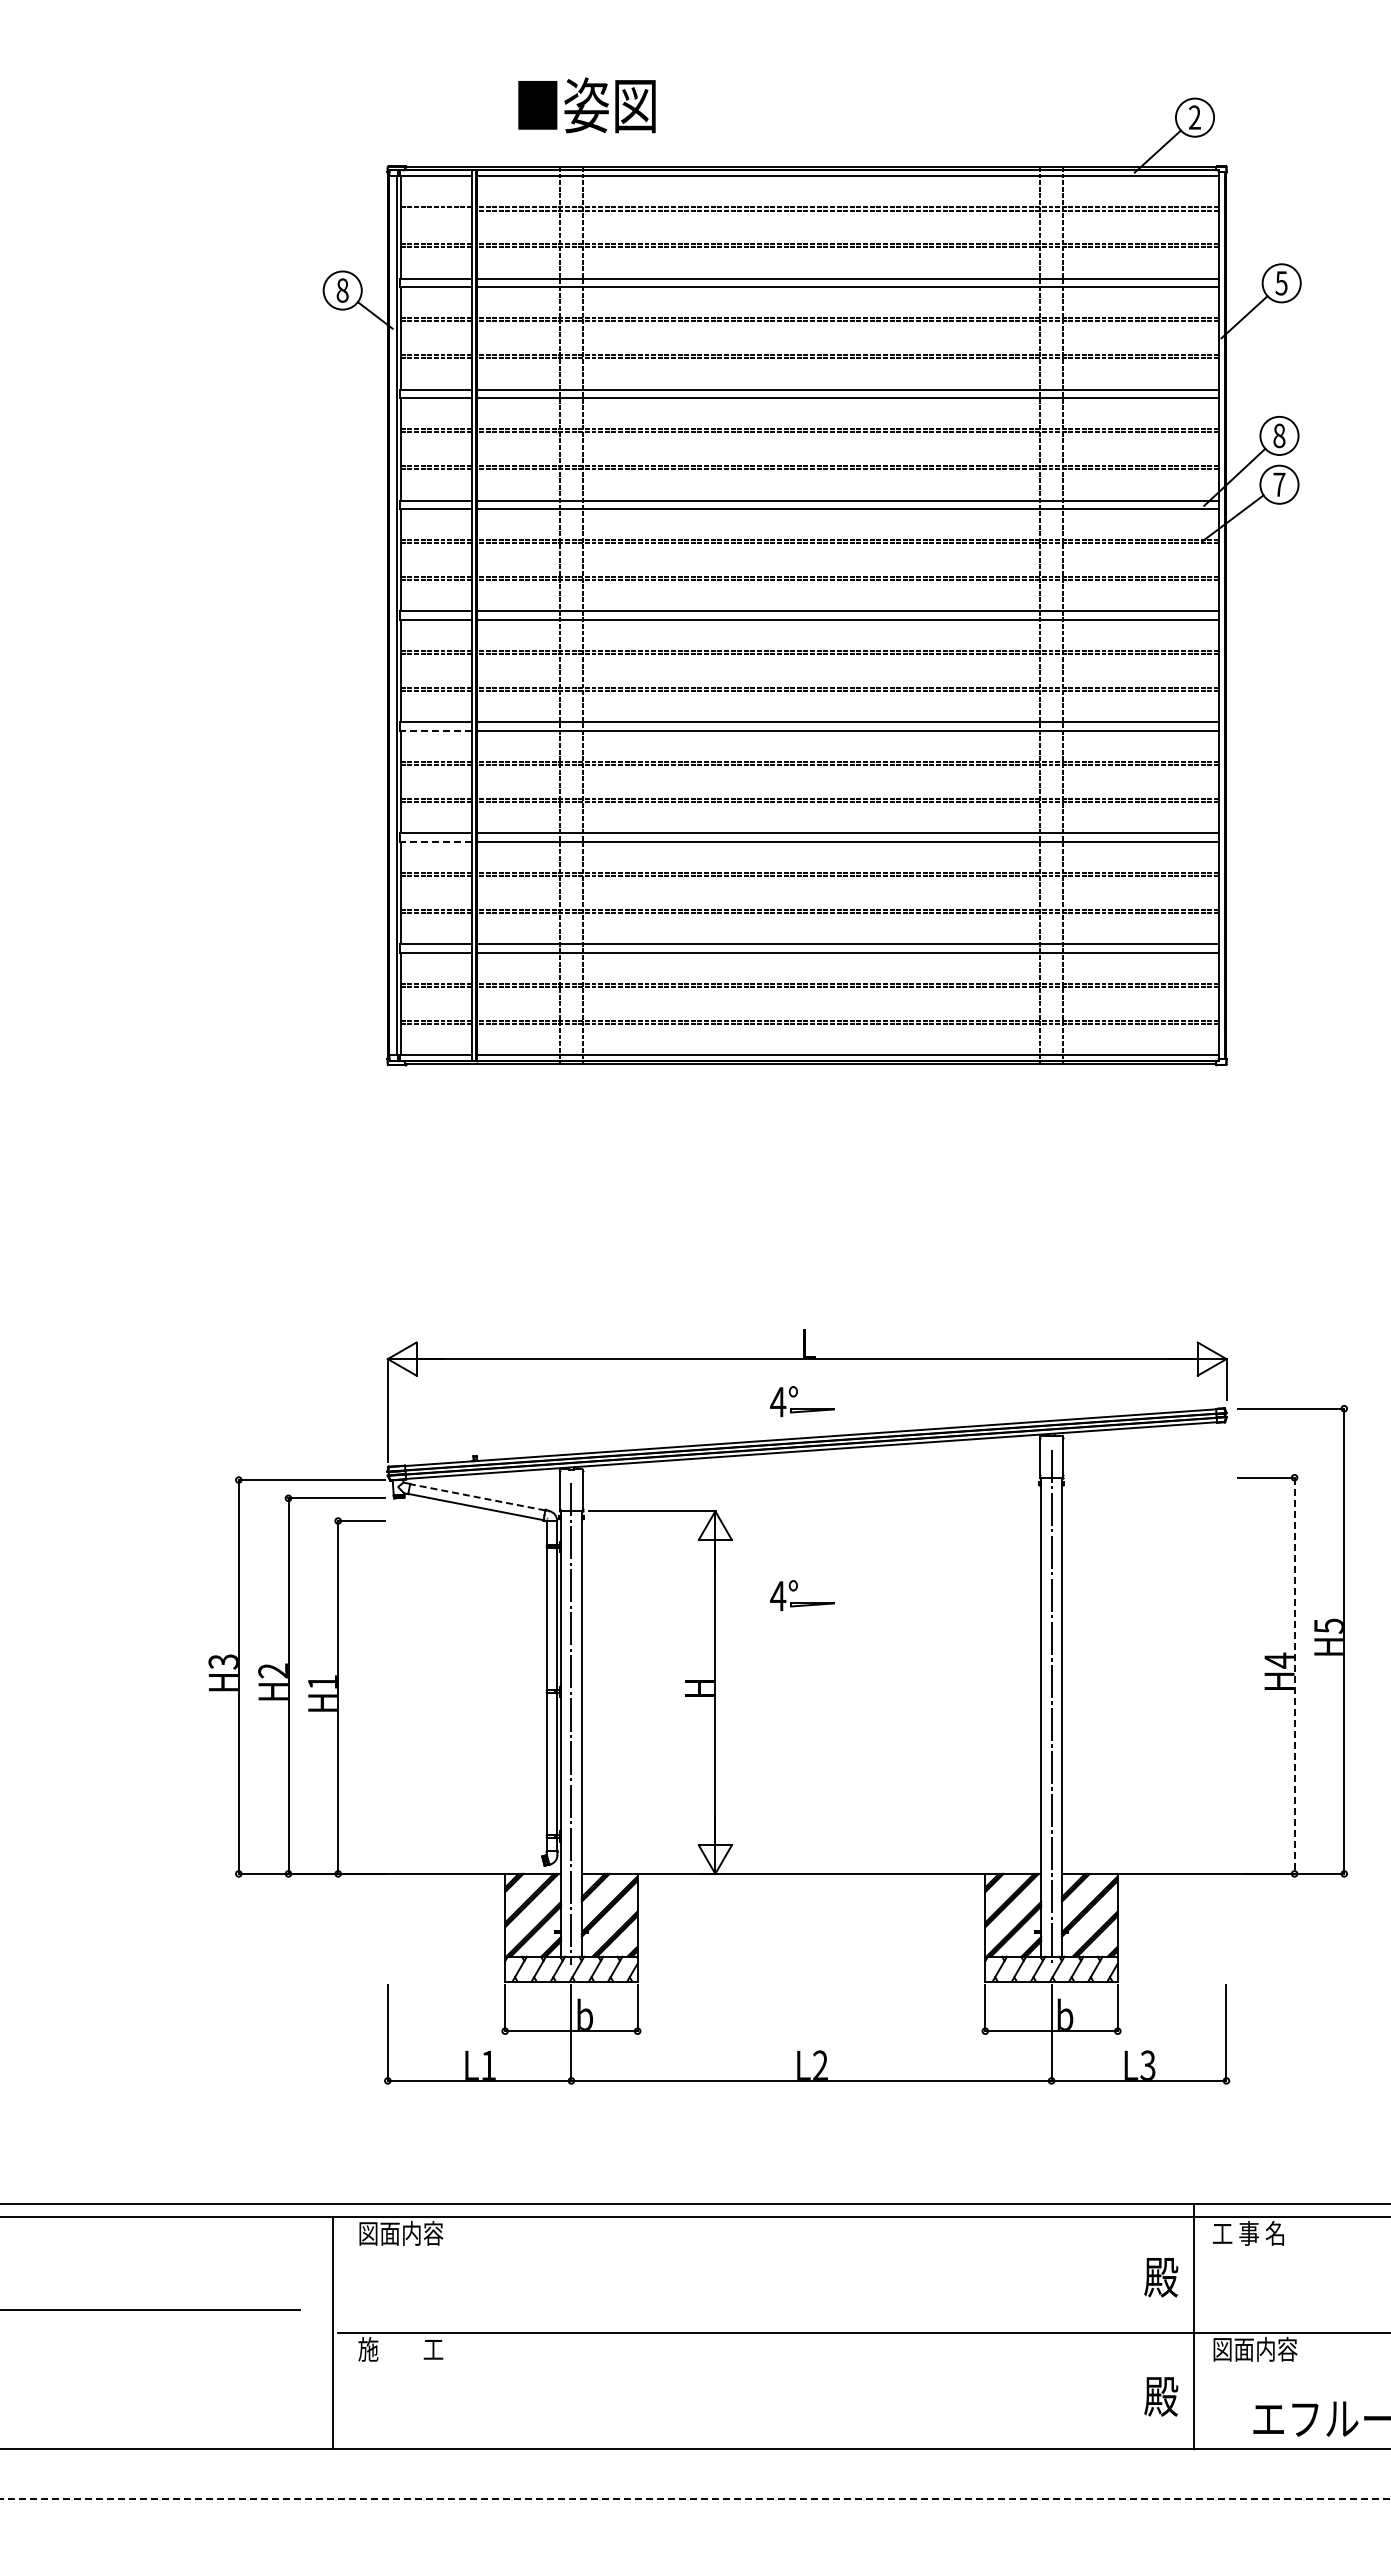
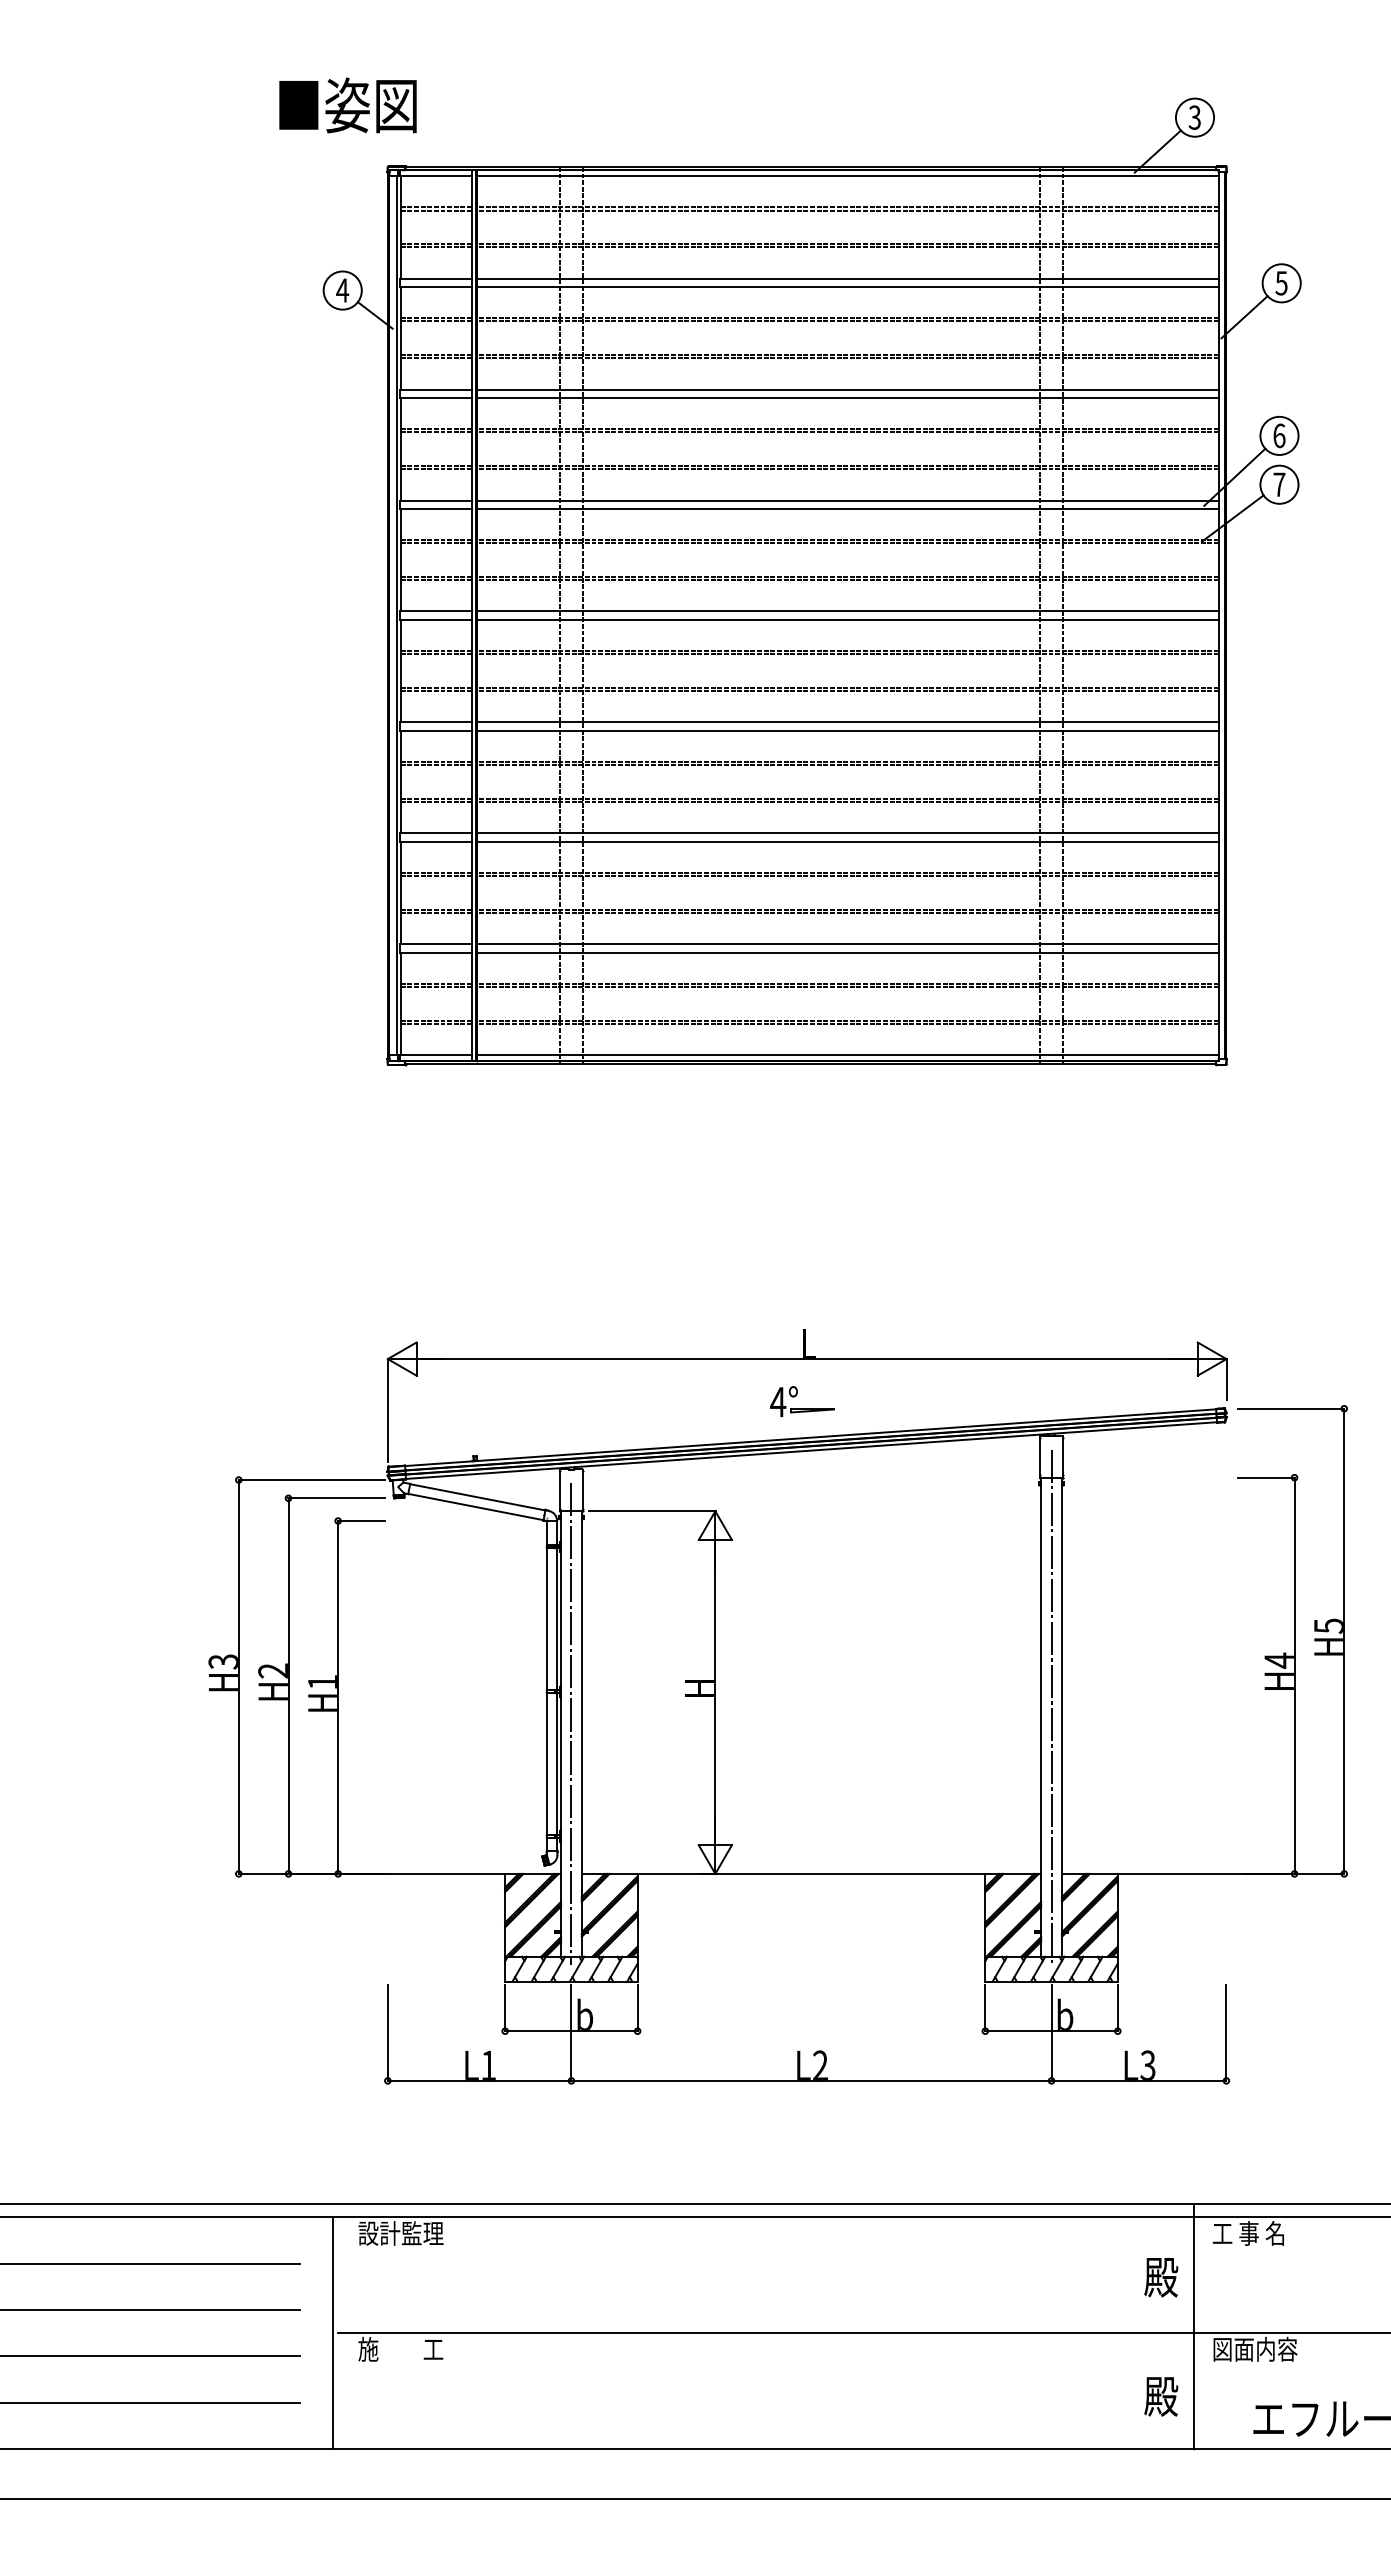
text position: (586, 105) -> (347, 105) (347, 105)
text: 2 -> 3 (1194, 117)
line: none -> present (436, 210)
text: 8 -> 4 (342, 290)
text: 8 -> 6 (1279, 435)
line: dashed -> solid (435, 730)
line: dashed -> solid (435, 841)
line: dashed -> solid (477, 1497)
part: present -> none (802, 1602)
line: dashed -> solid (1294, 1676)
text: 図面内容 -> 設計監理 (400, 2233)
line: none -> present (151, 2263)
line: none -> present (151, 2356)
line: none -> present (151, 2402)
line: dashed -> solid (695, 2498)
